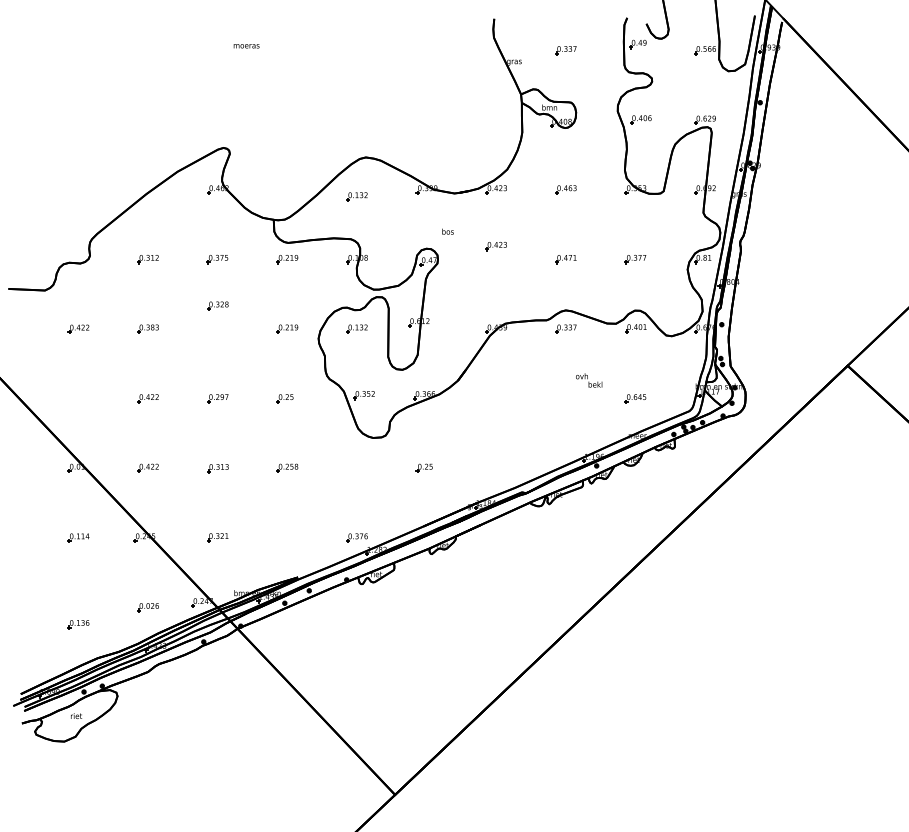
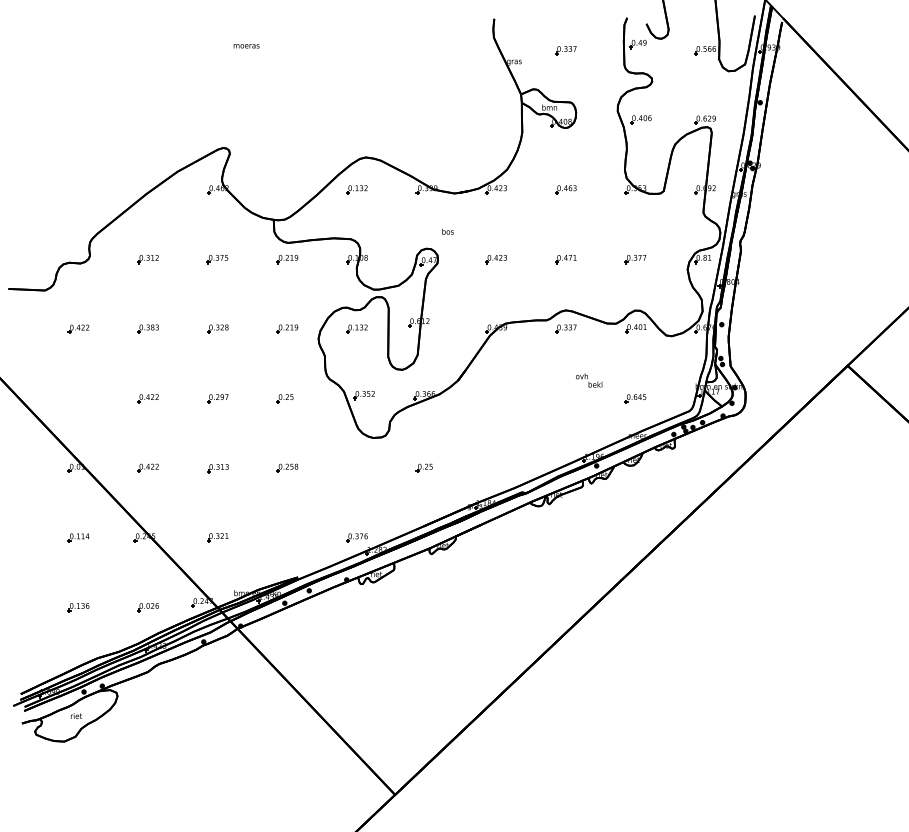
part position: (356, 196) -> (356, 189) (356, 189)
part position: (495, 246) -> (495, 259) (495, 259)
part position: (217, 305) -> (217, 328) (217, 328)
part position: (78, 624) -> (78, 607) (78, 607)
